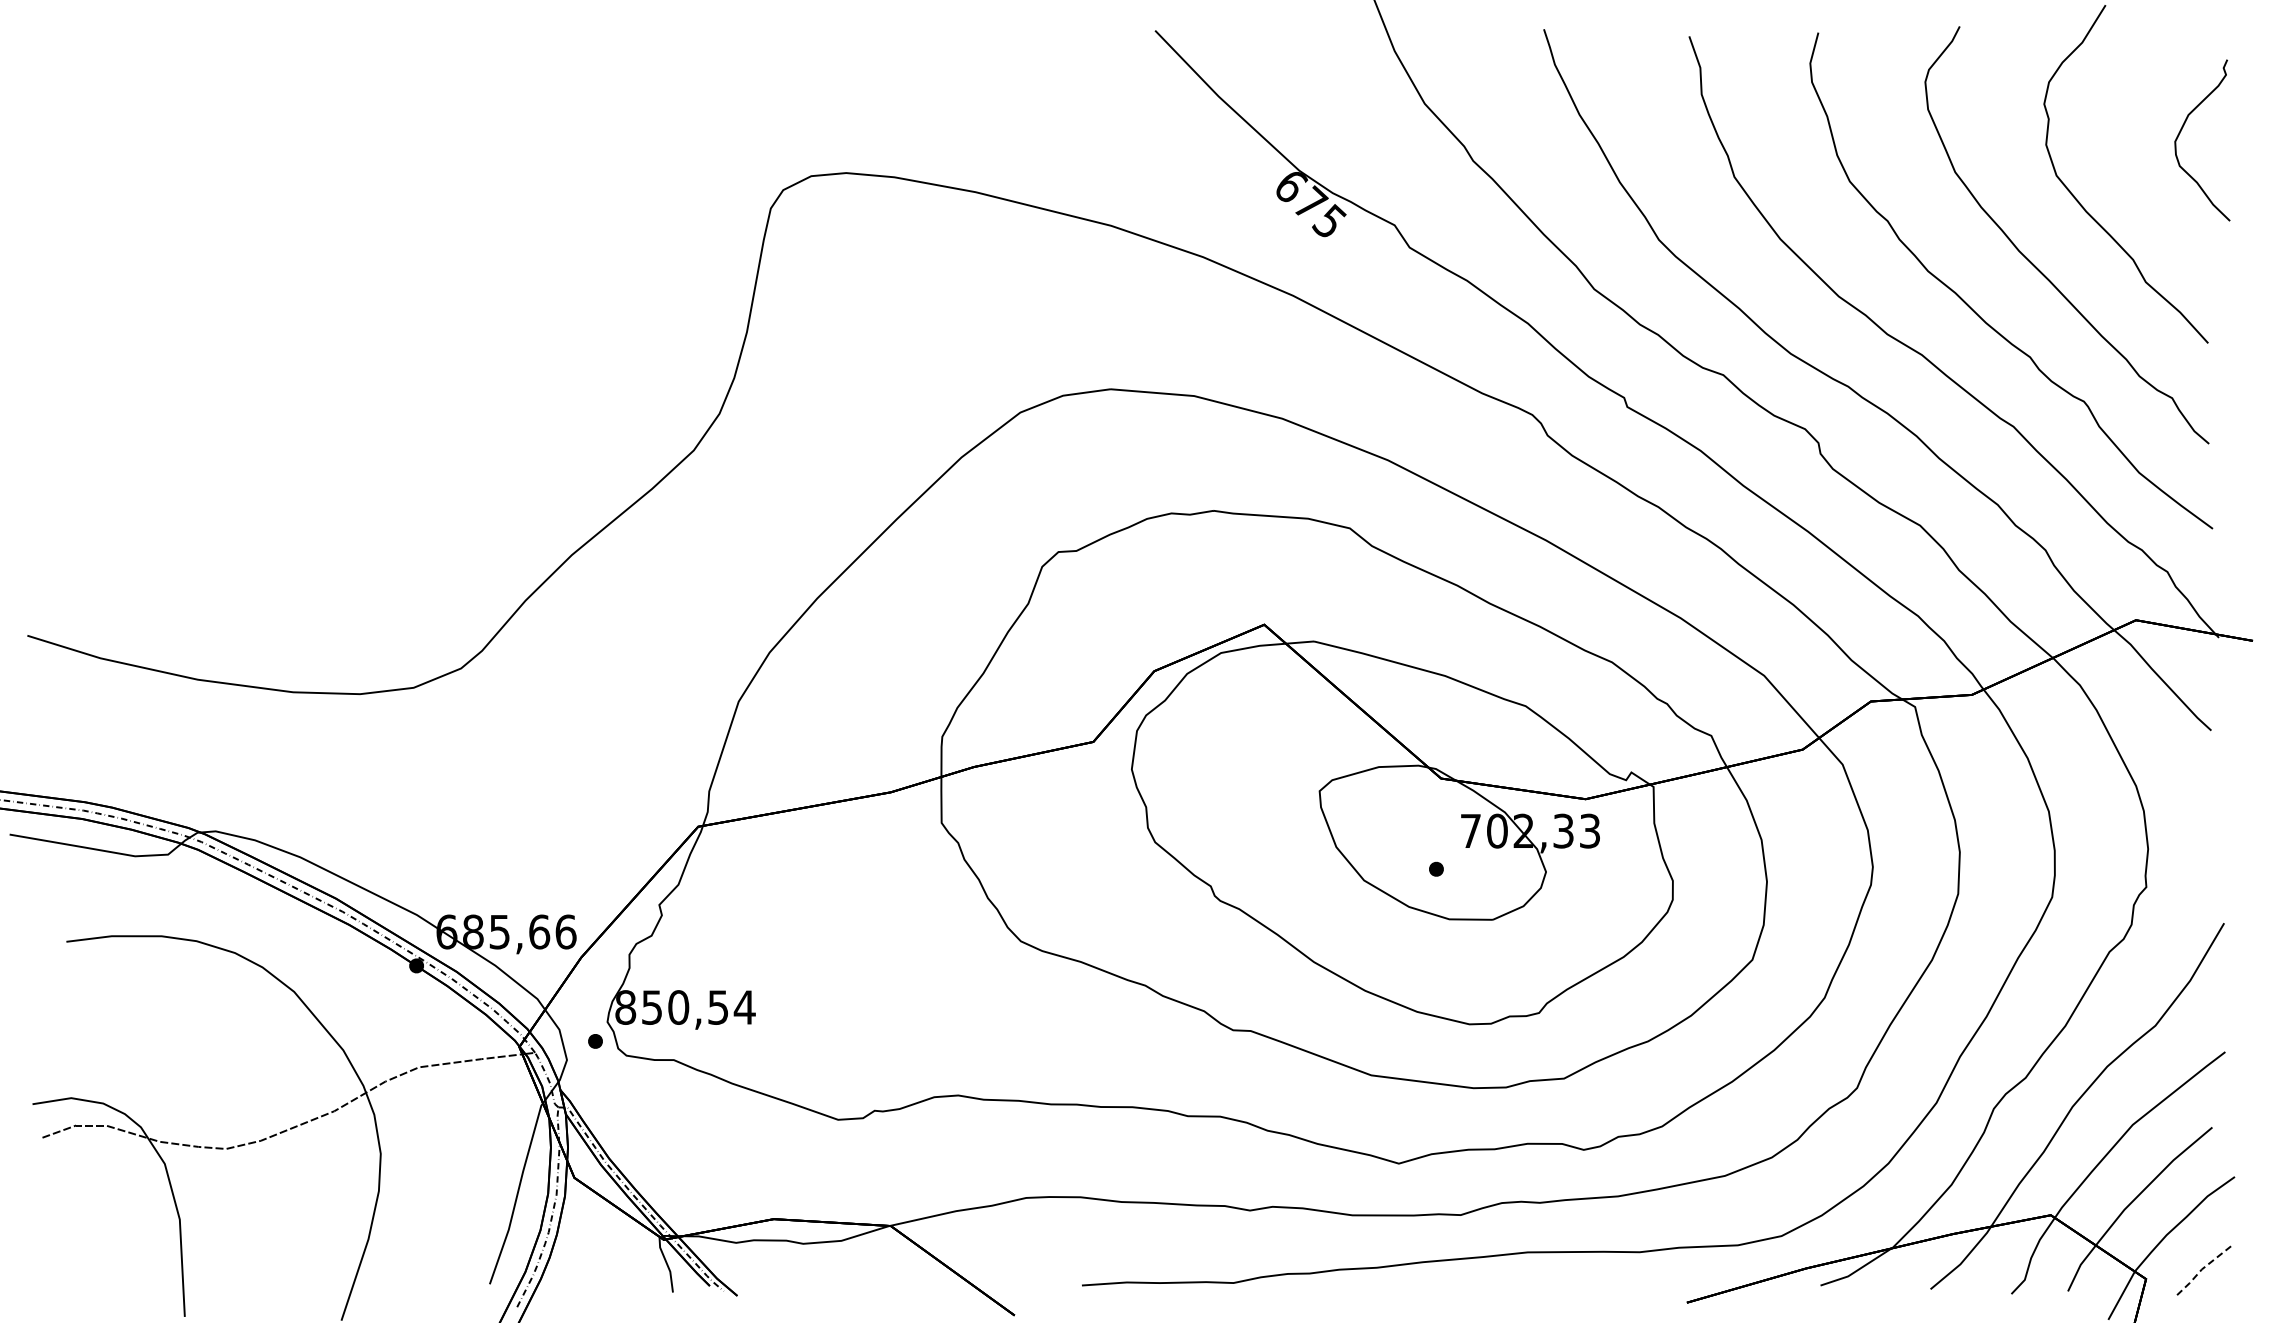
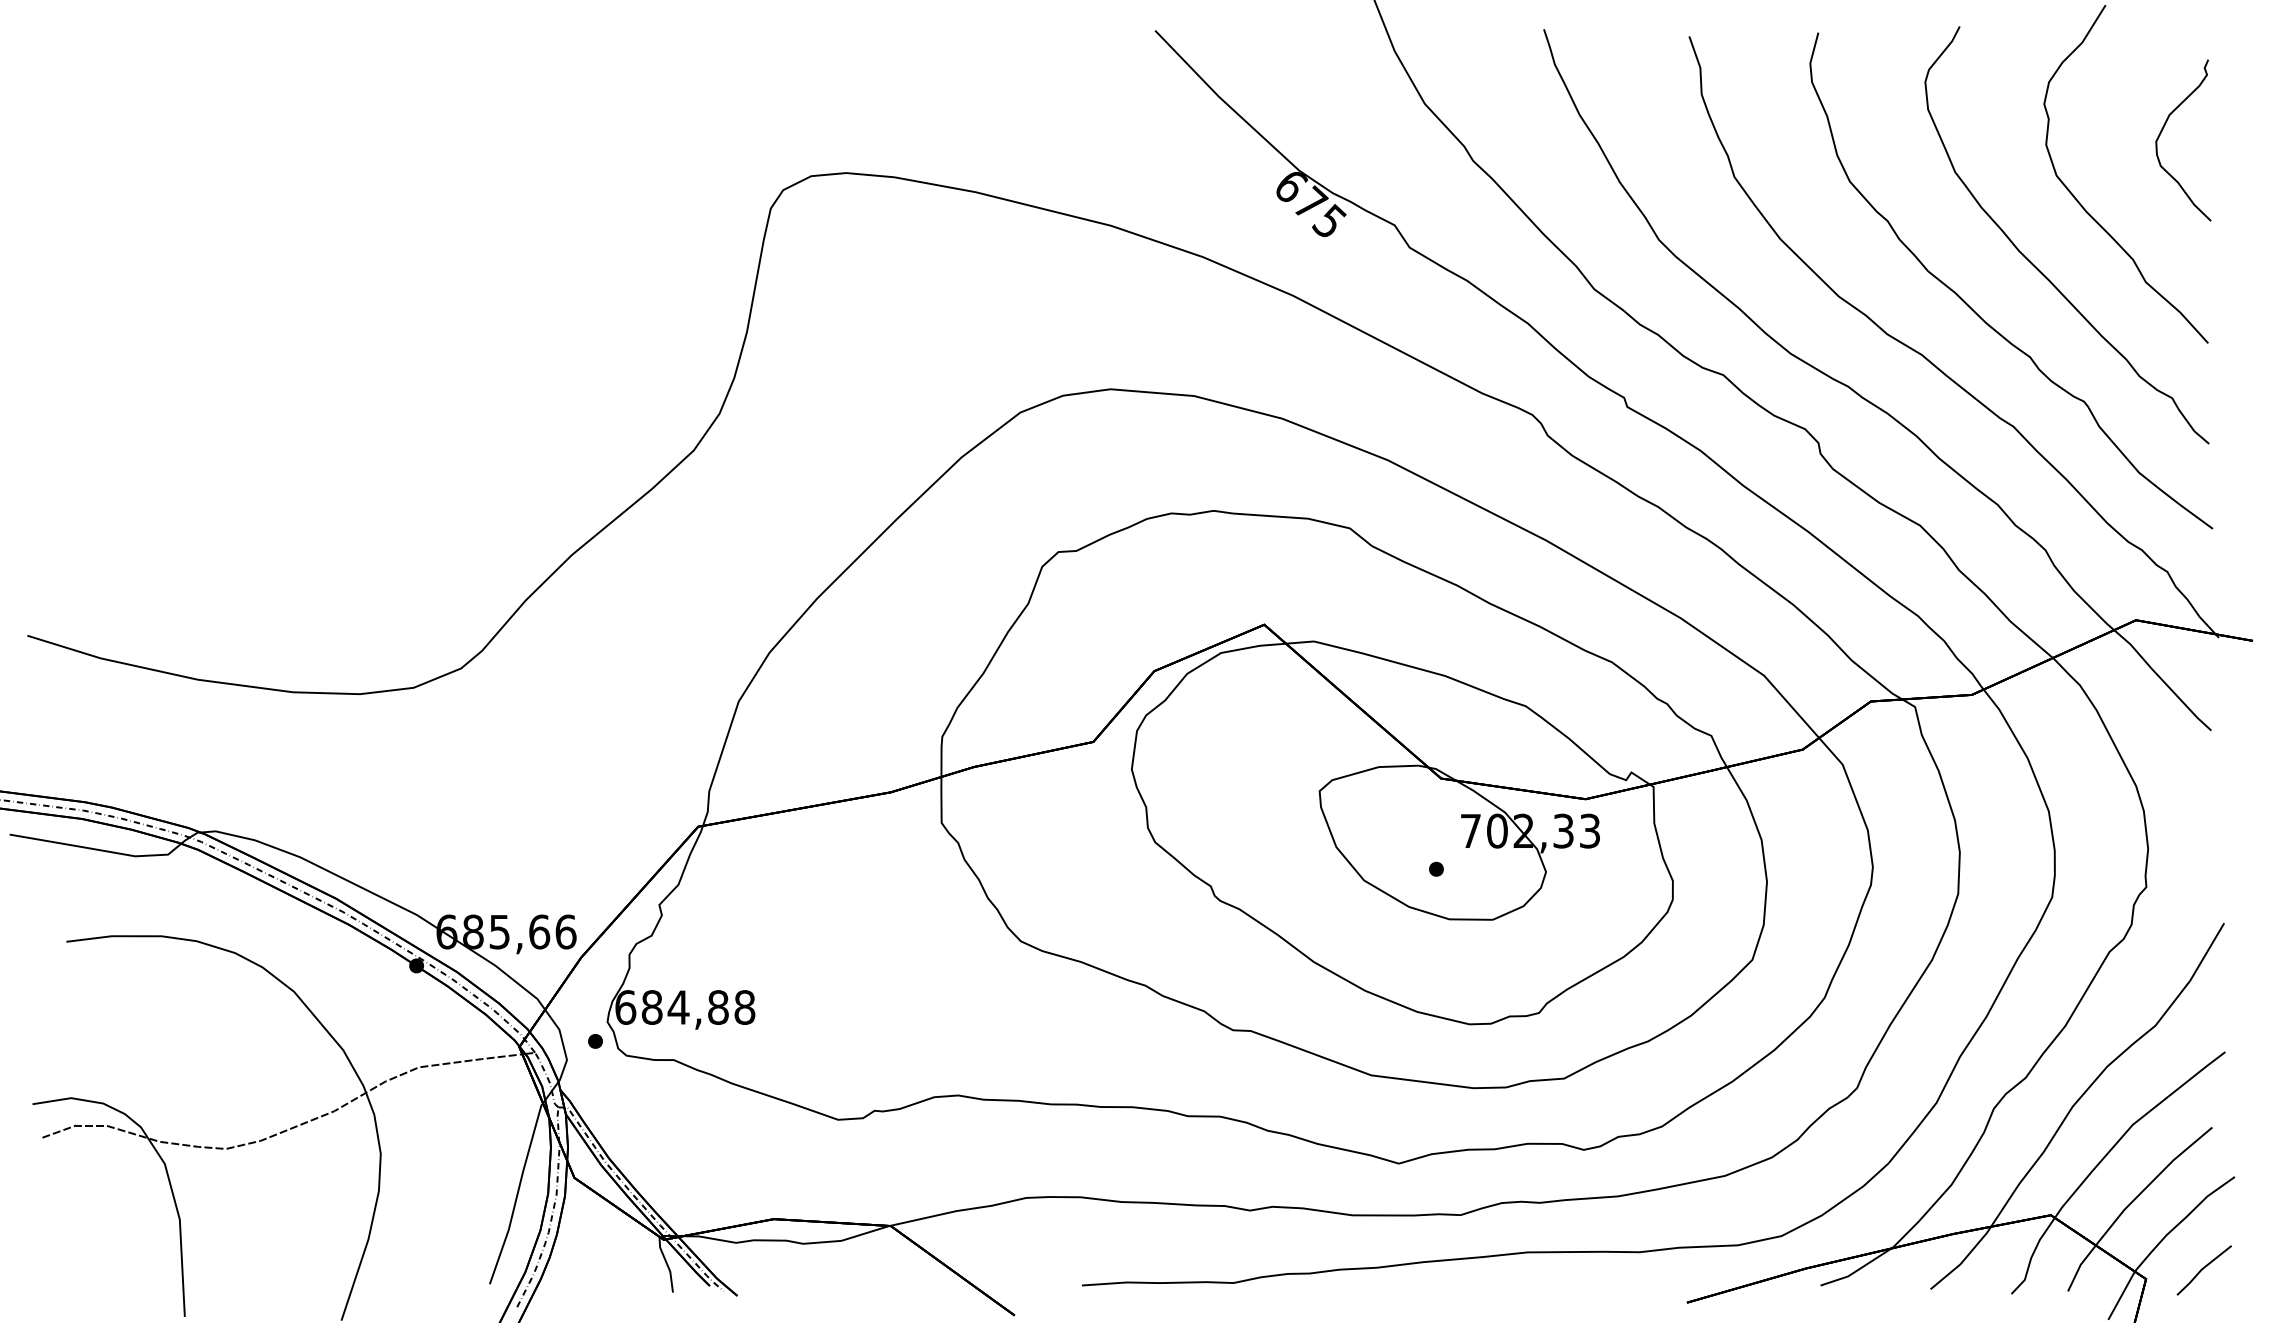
curve position: (2182, 129) -> (2163, 129) (2163, 129)
text: 850,54 -> 684,88 (685, 1007)
line: dashed -> solid (2201, 1269)
